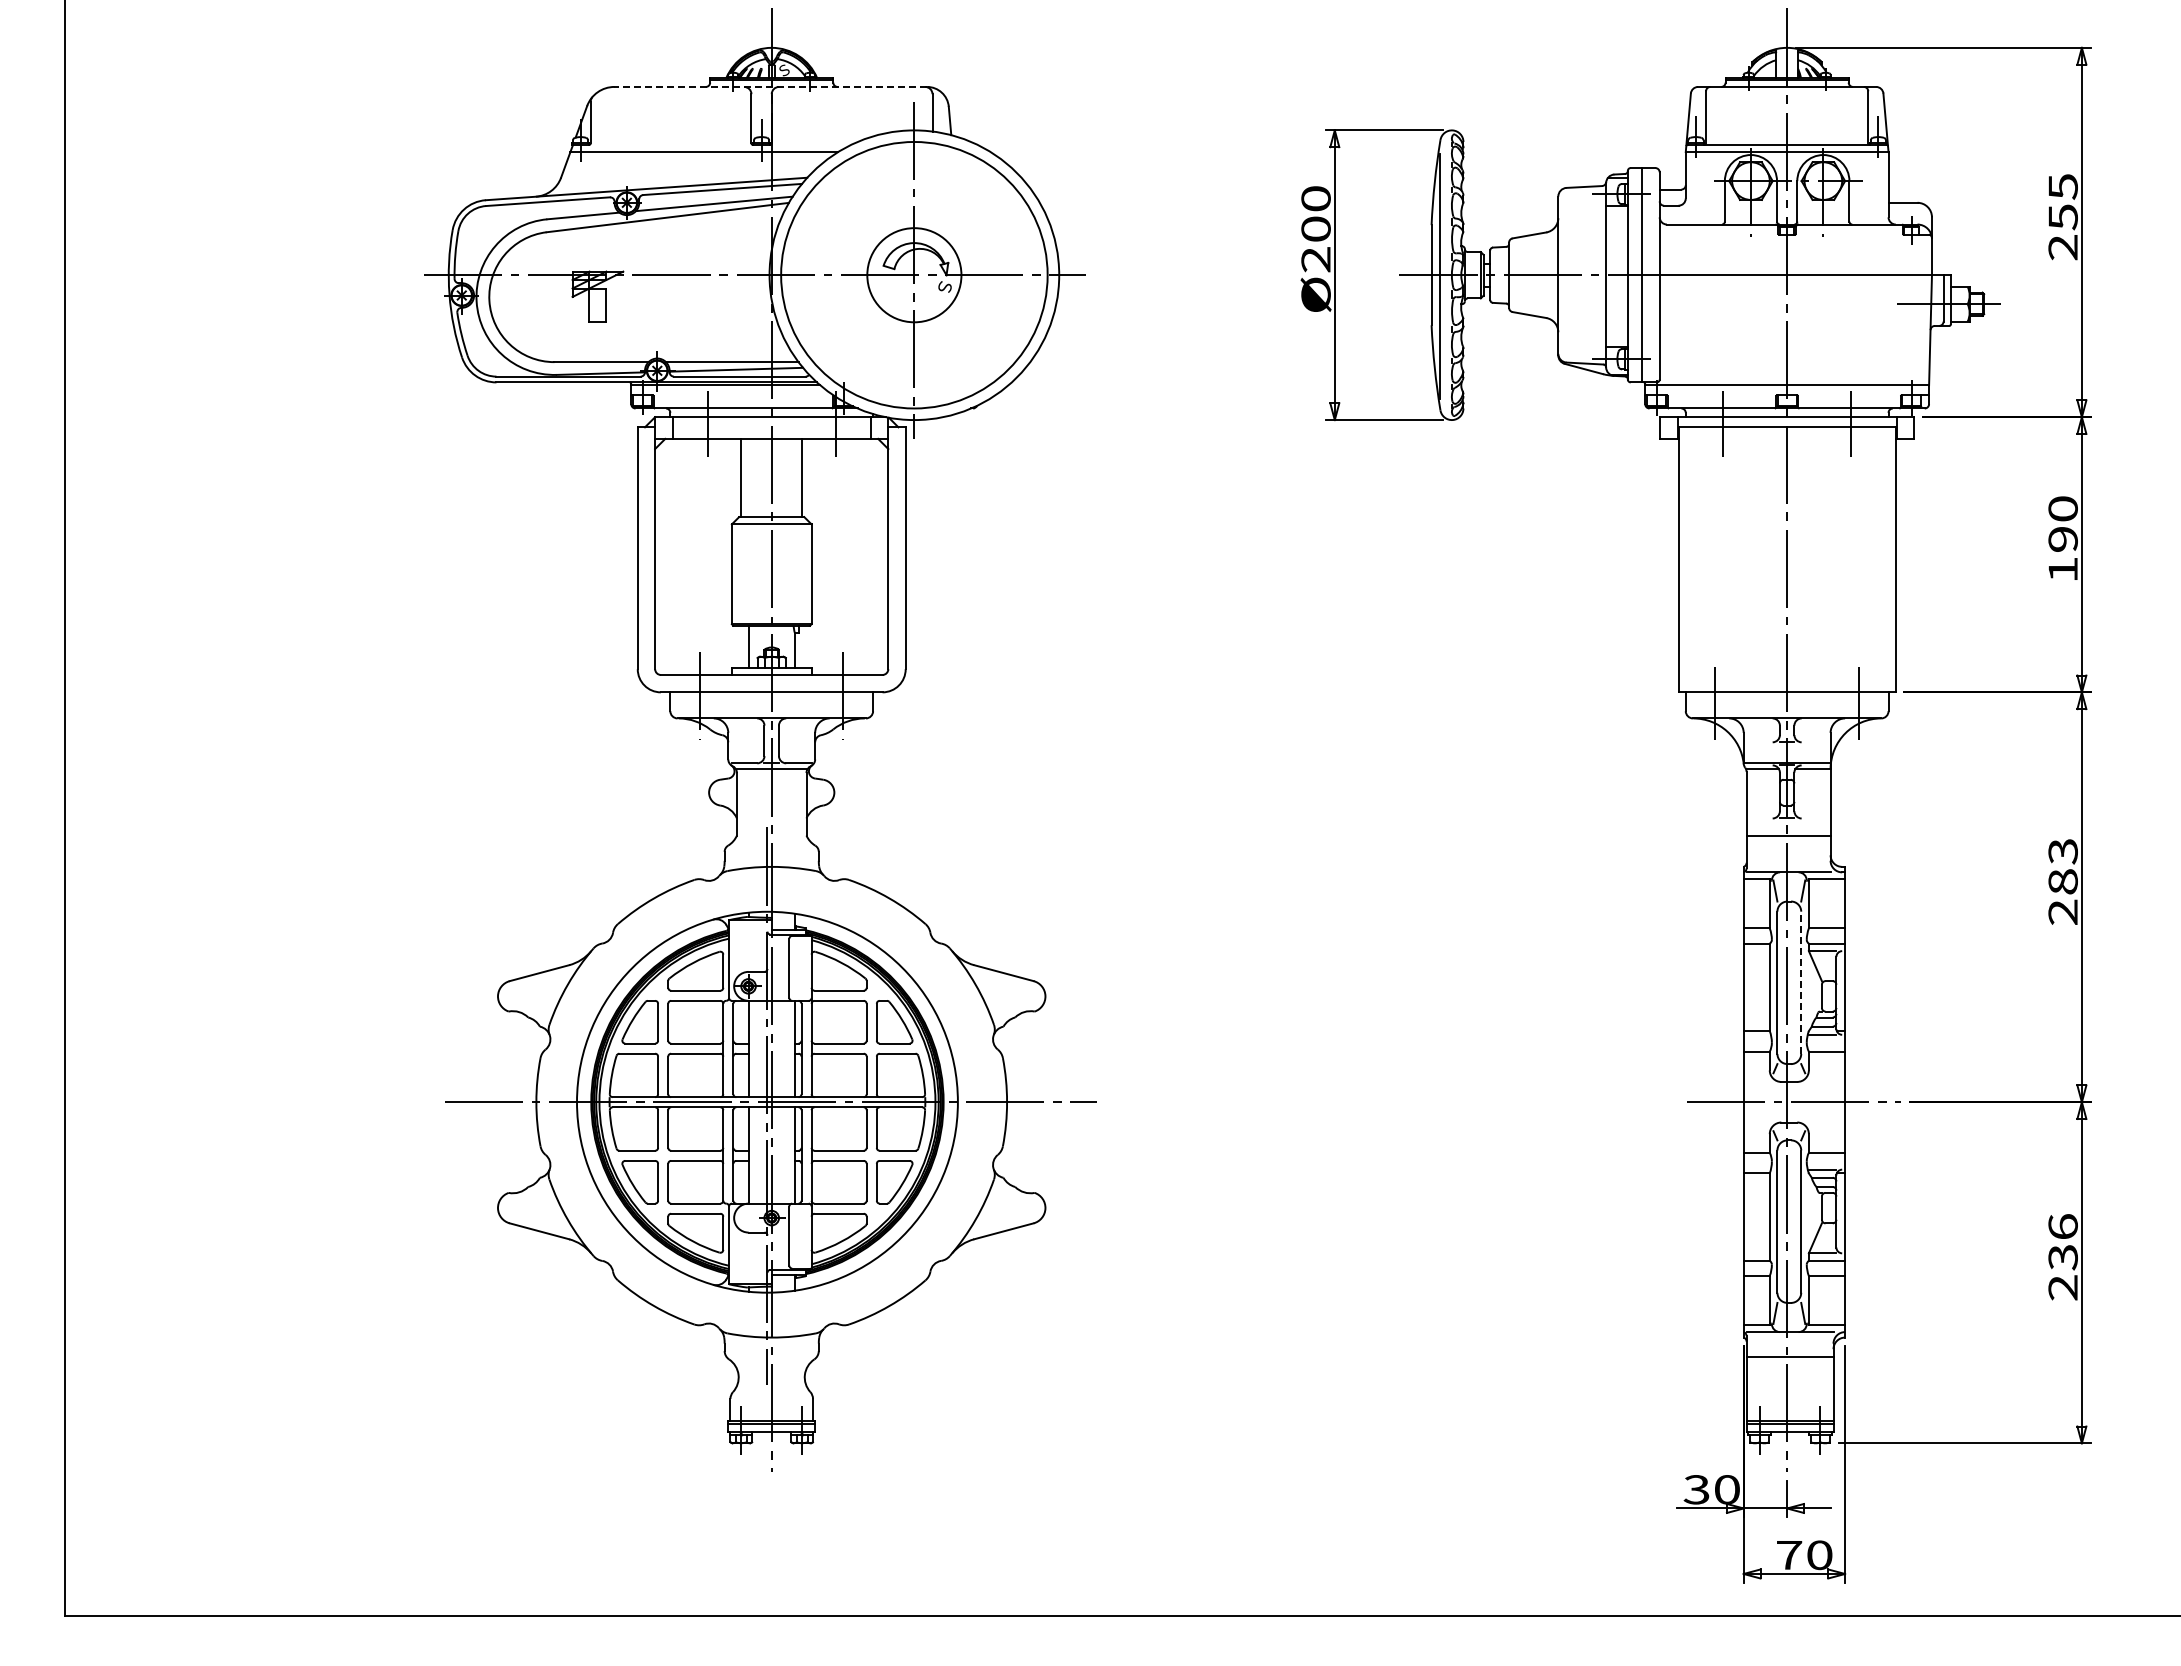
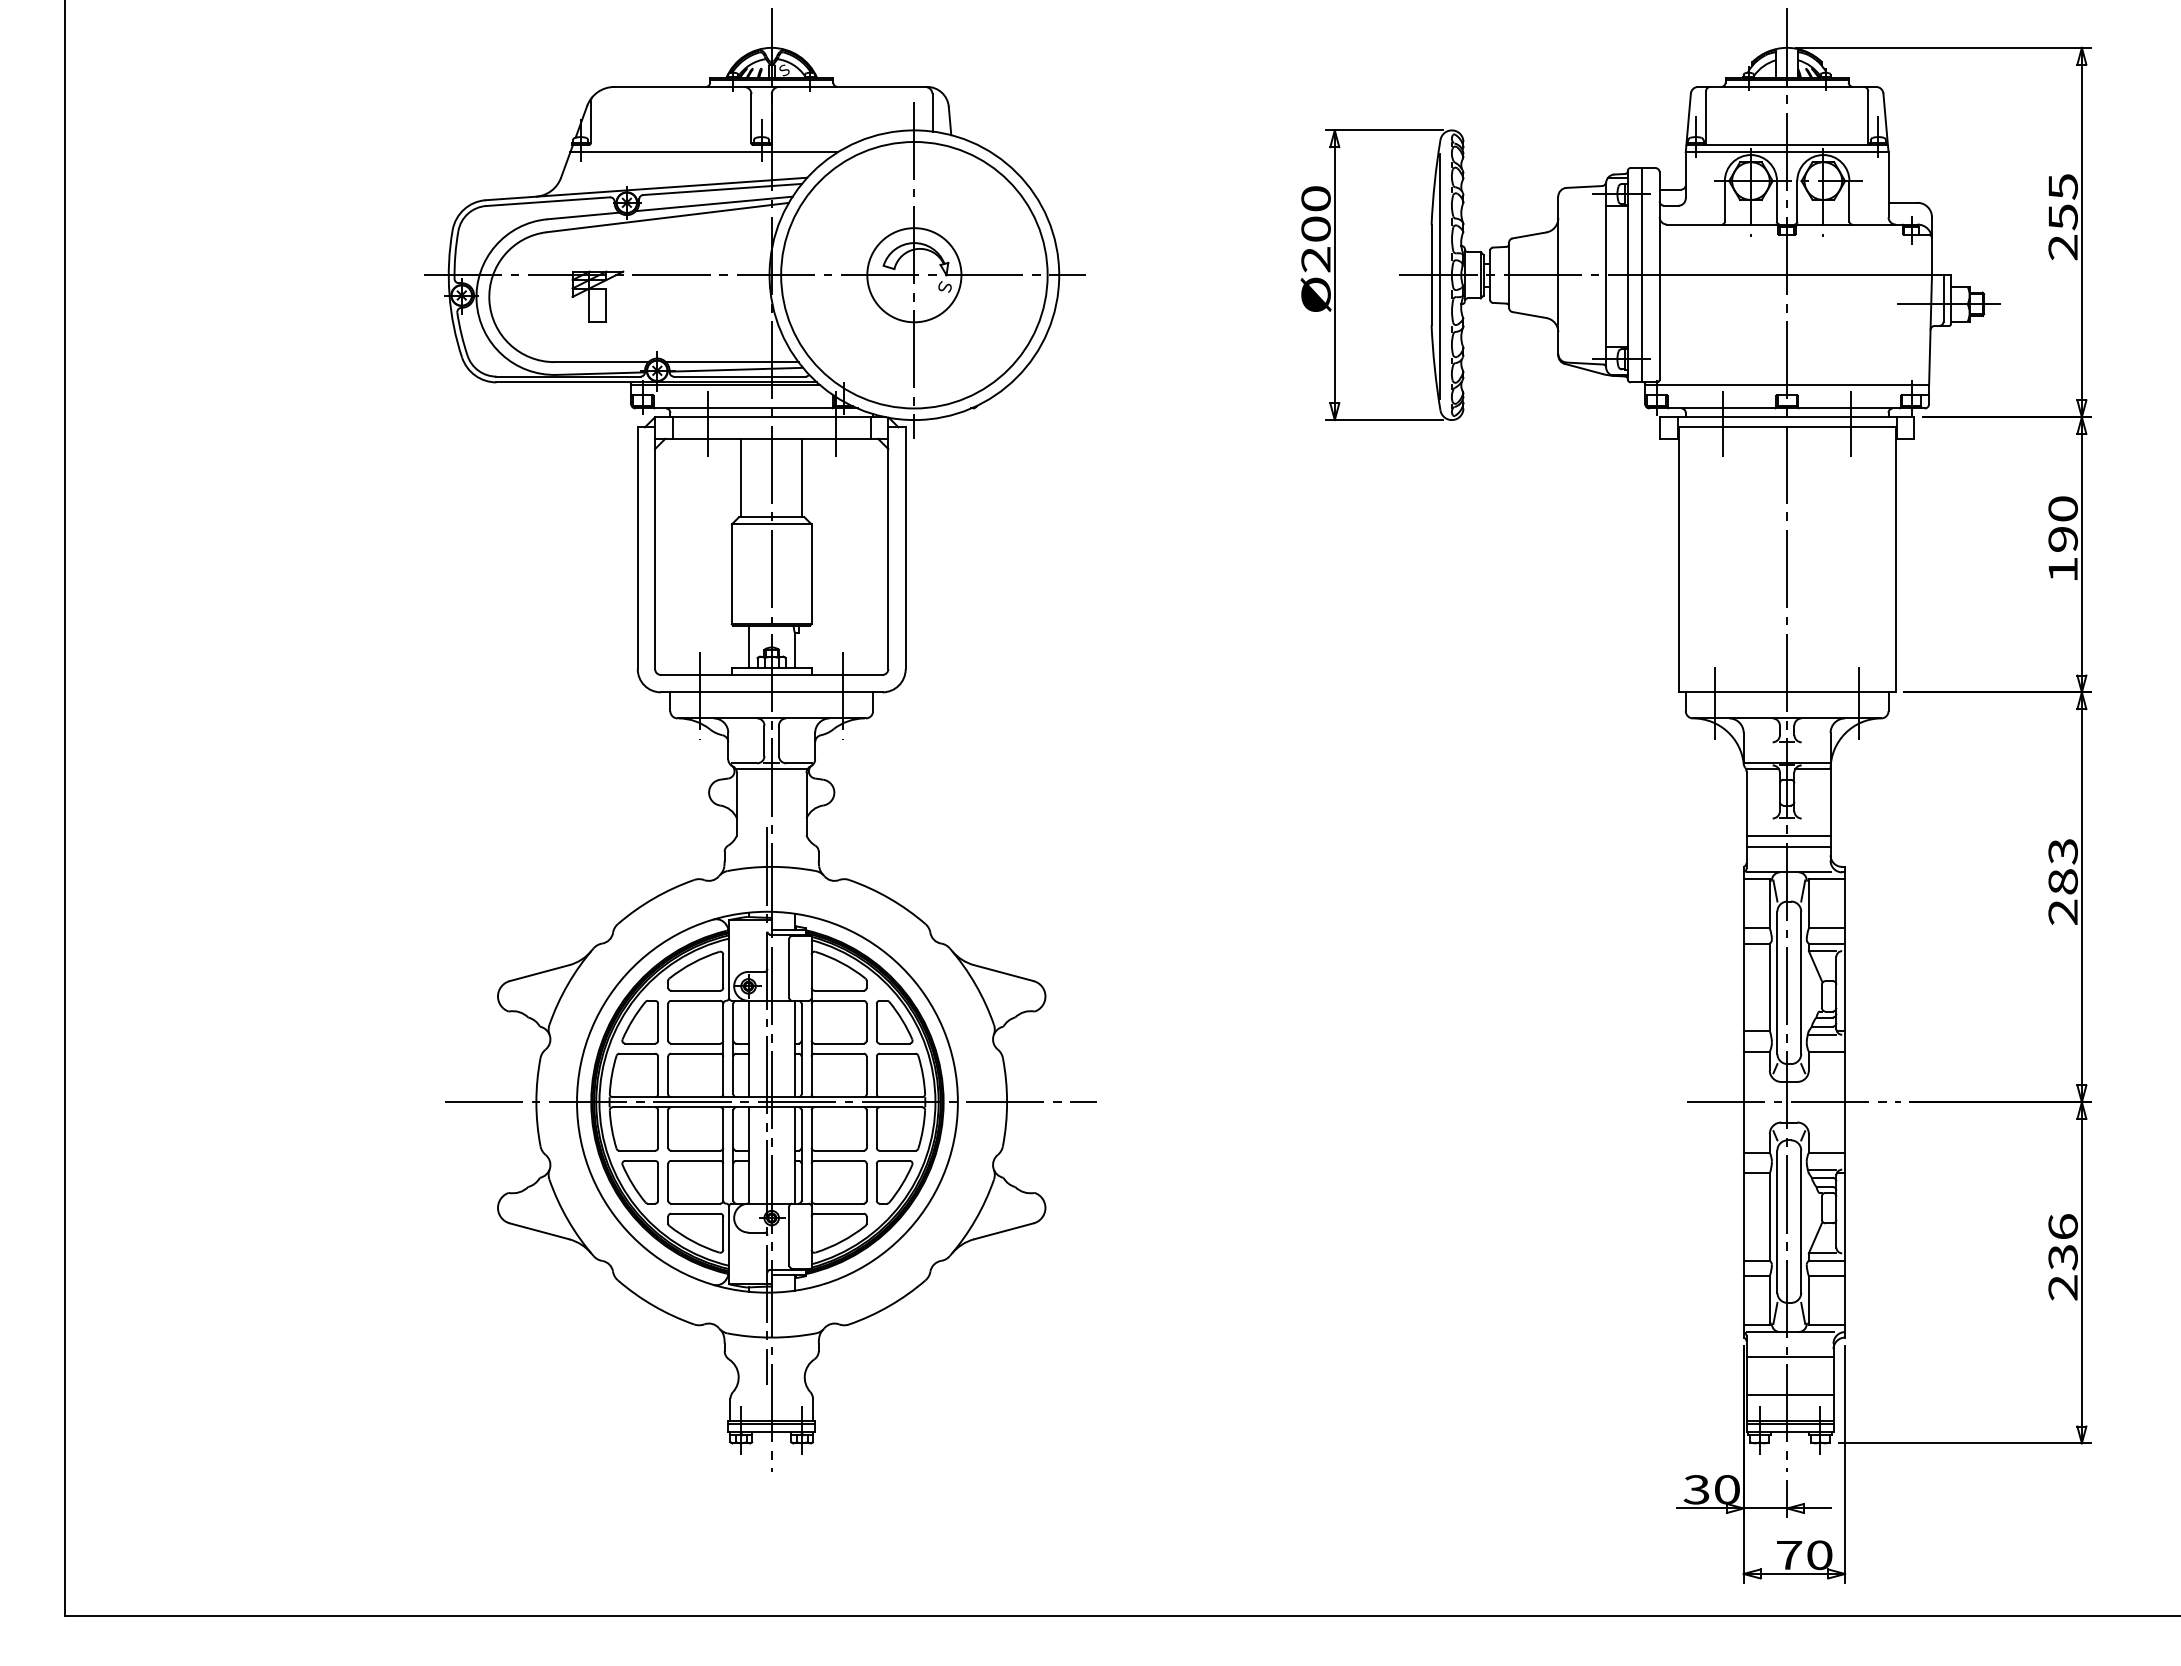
line: dashed -> solid (770, 86)
line: none -> present (1788, 847)
line: dashed -> solid (1801, 982)
line: none -> present (1789, 1394)
